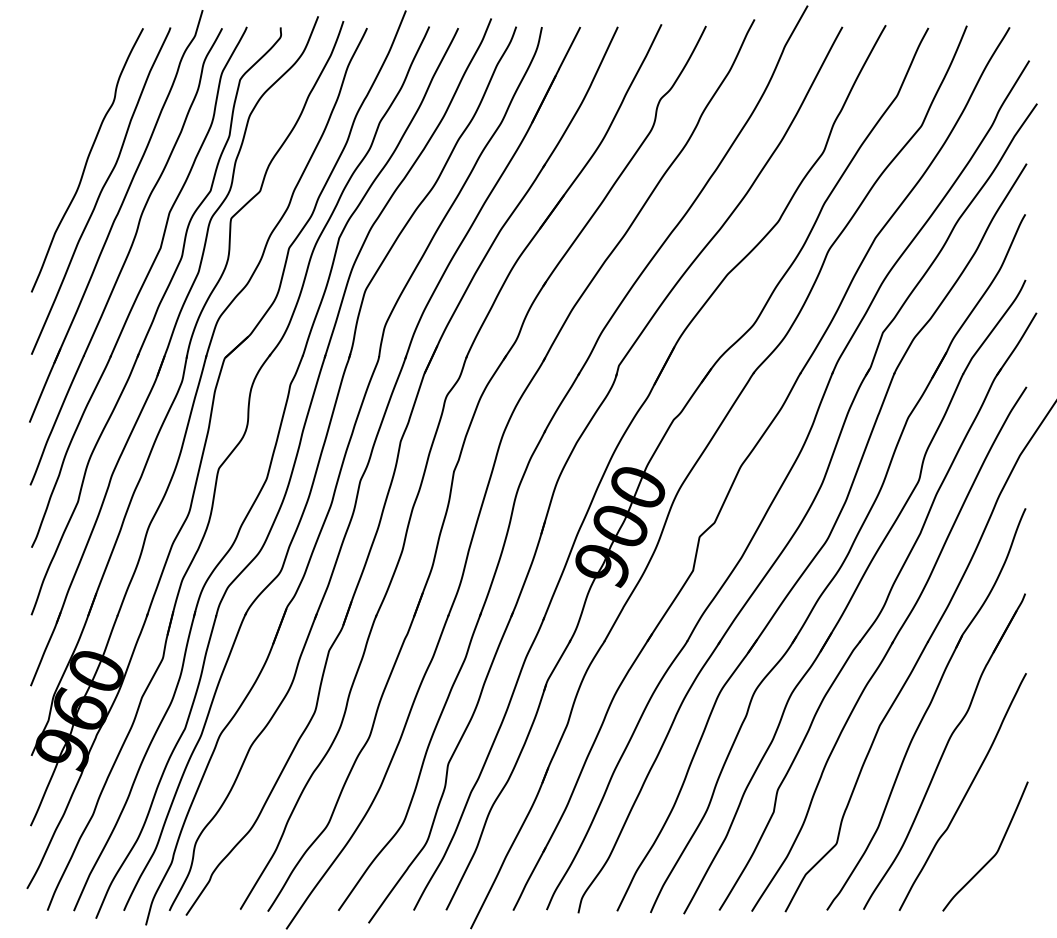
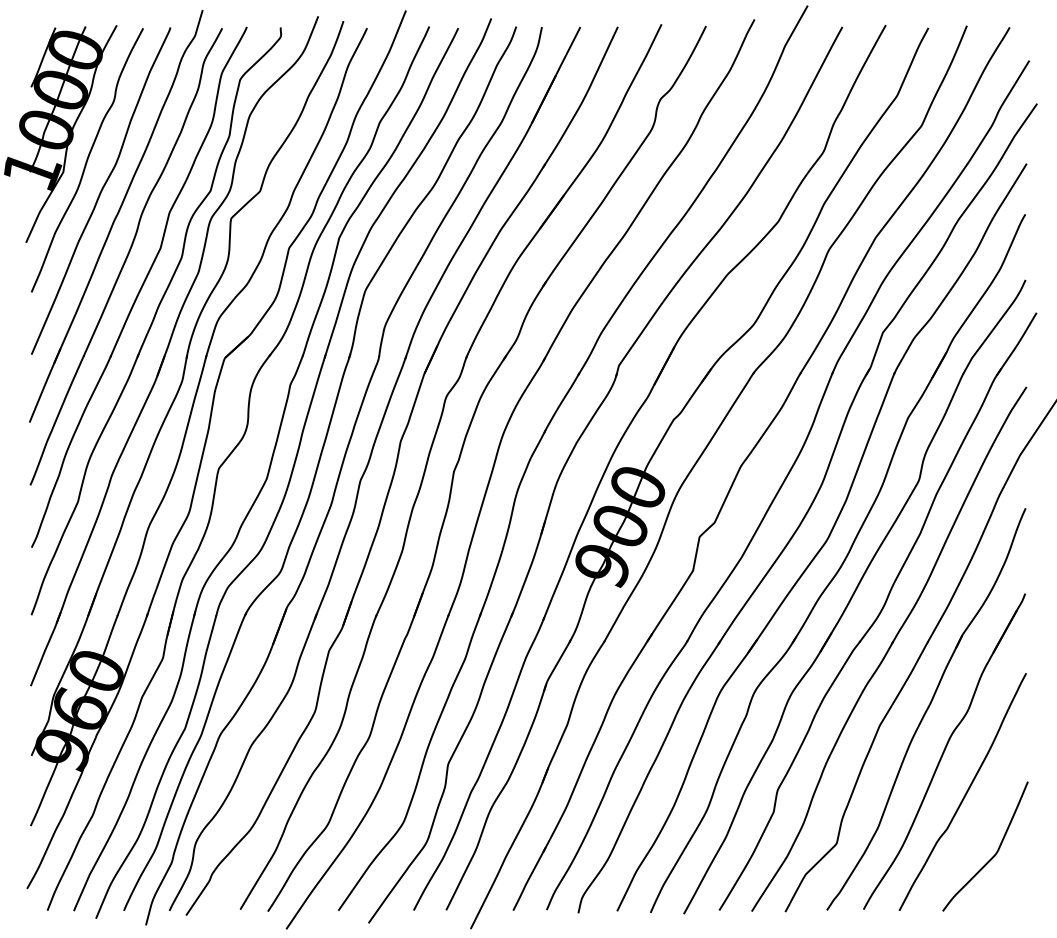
part: none -> present (60, 133)
